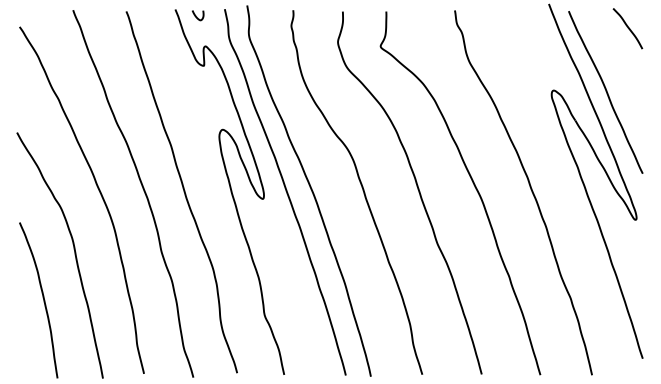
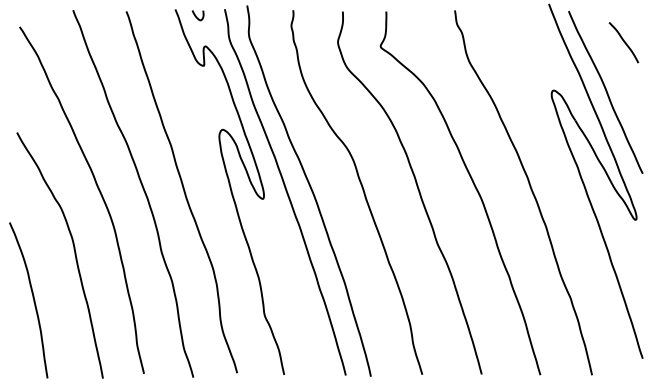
curve position: (627, 28) -> (623, 42) (623, 42)
curve position: (42, 297) -> (32, 297) (32, 297)
